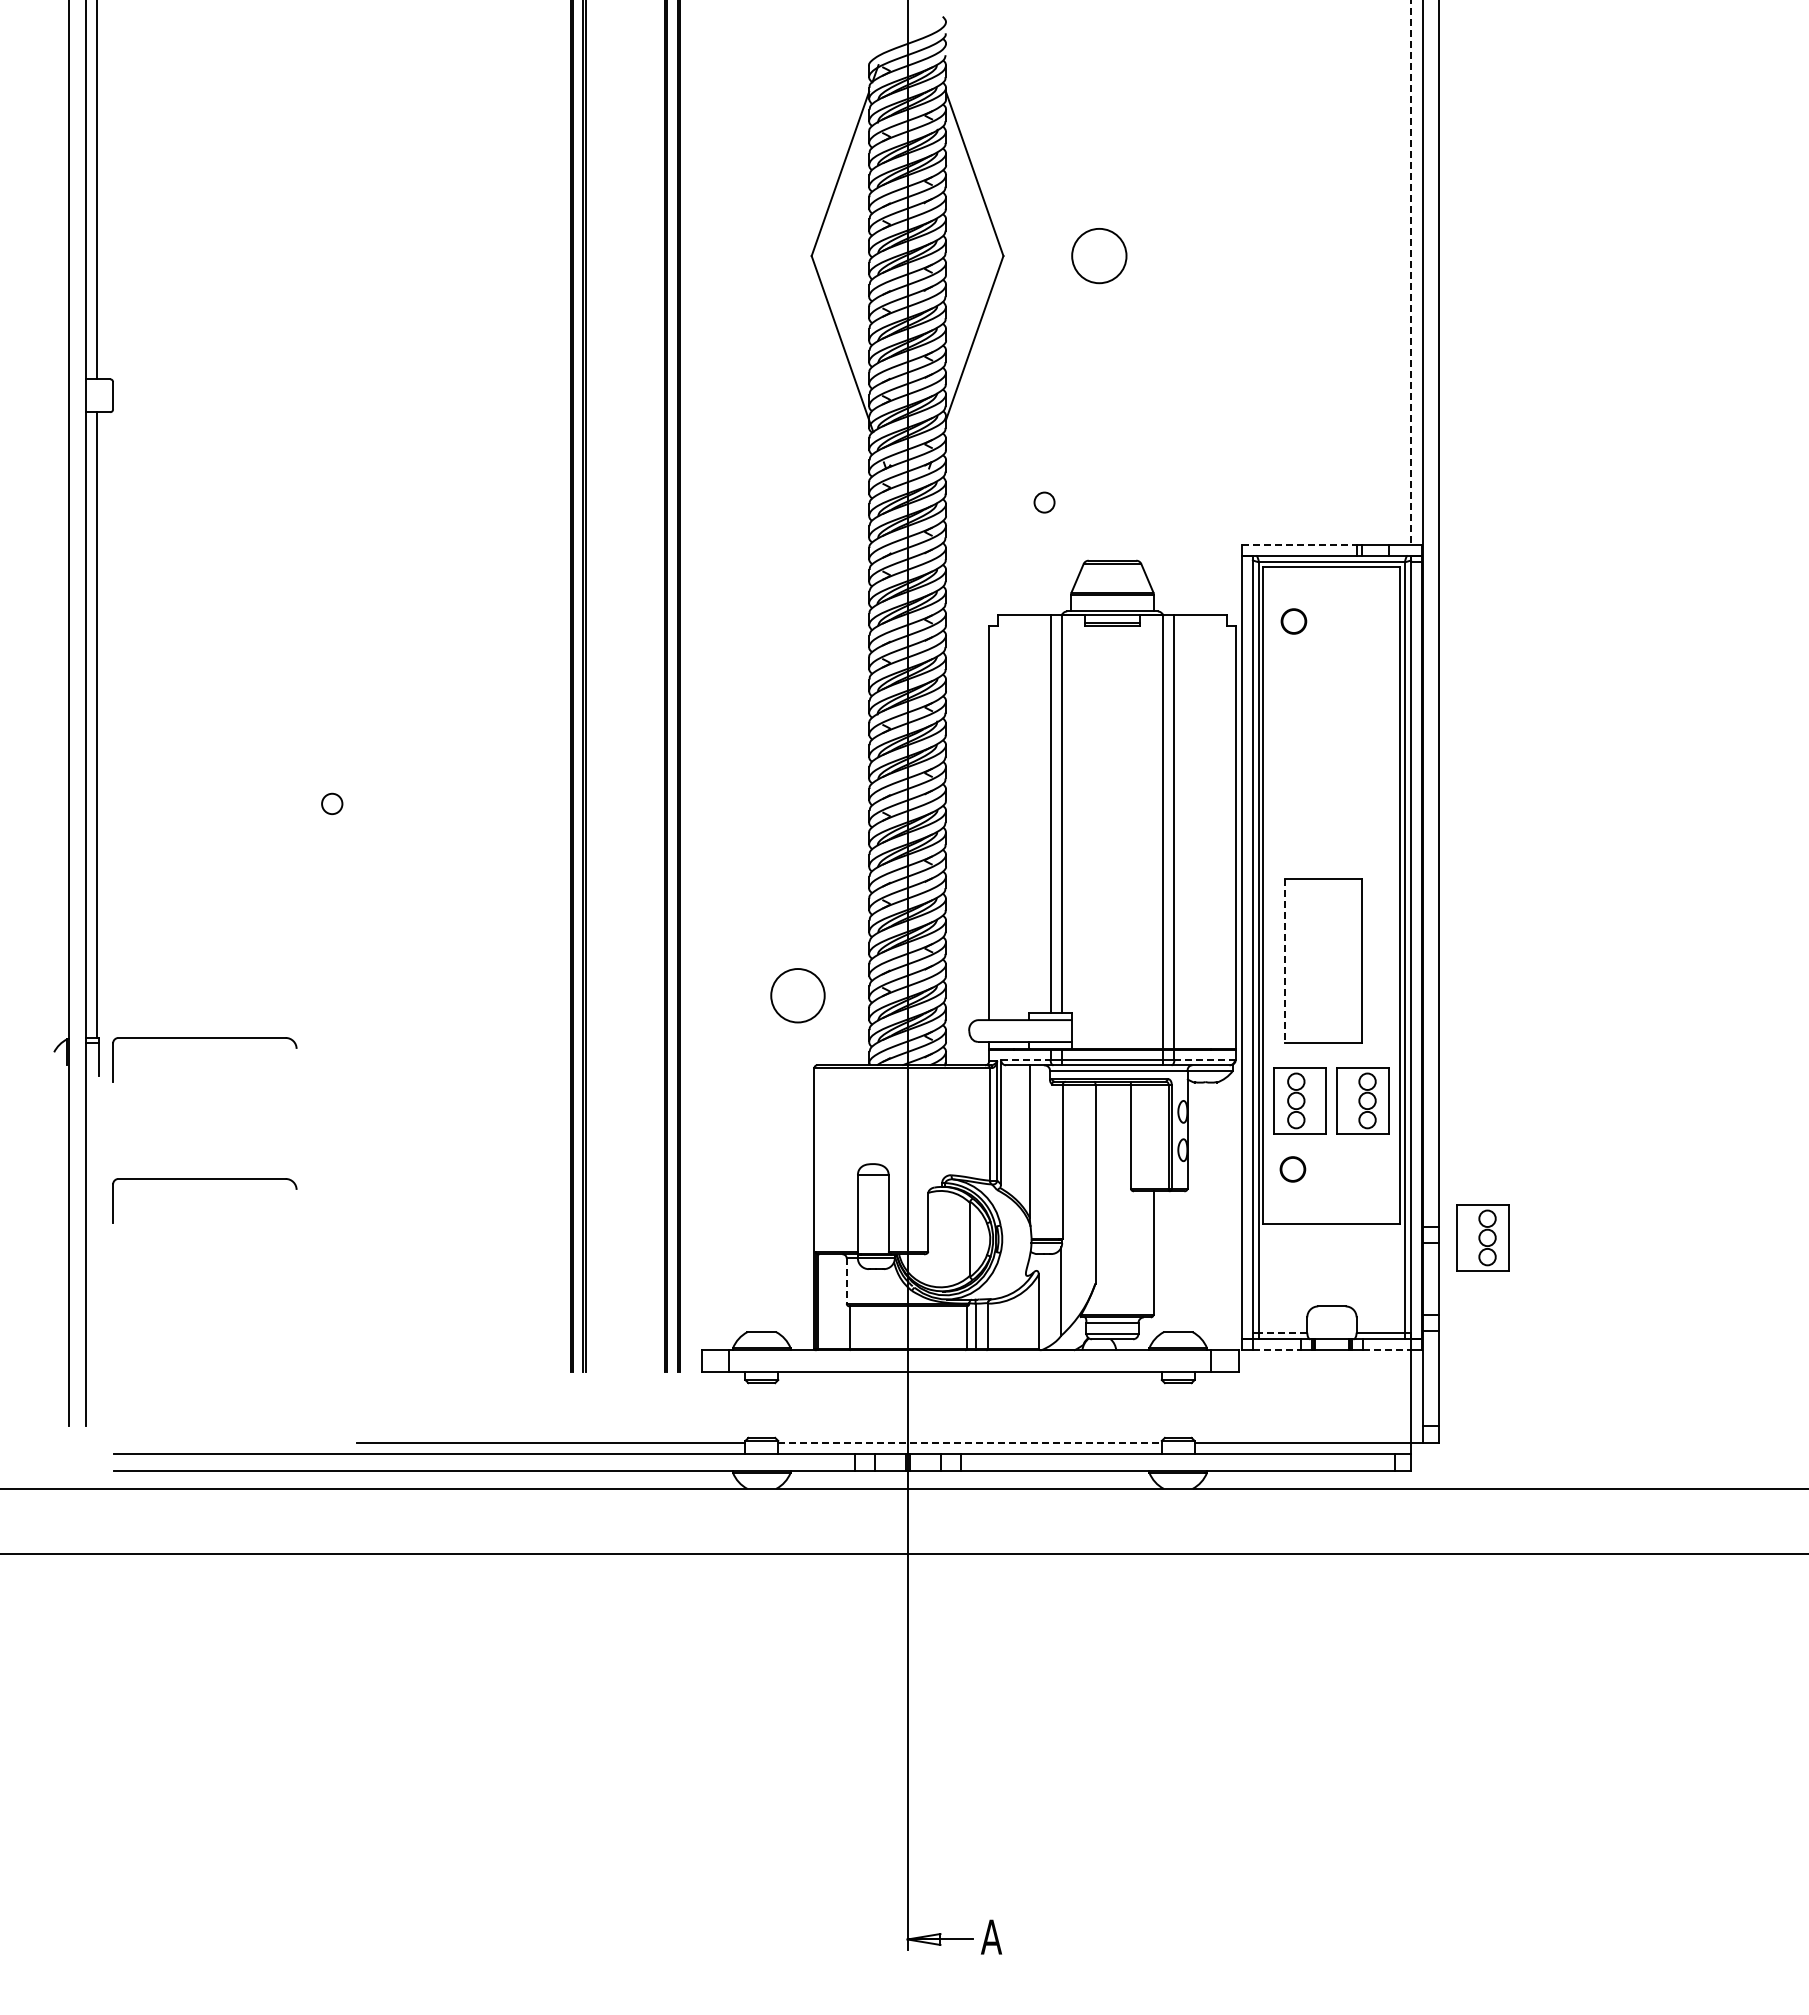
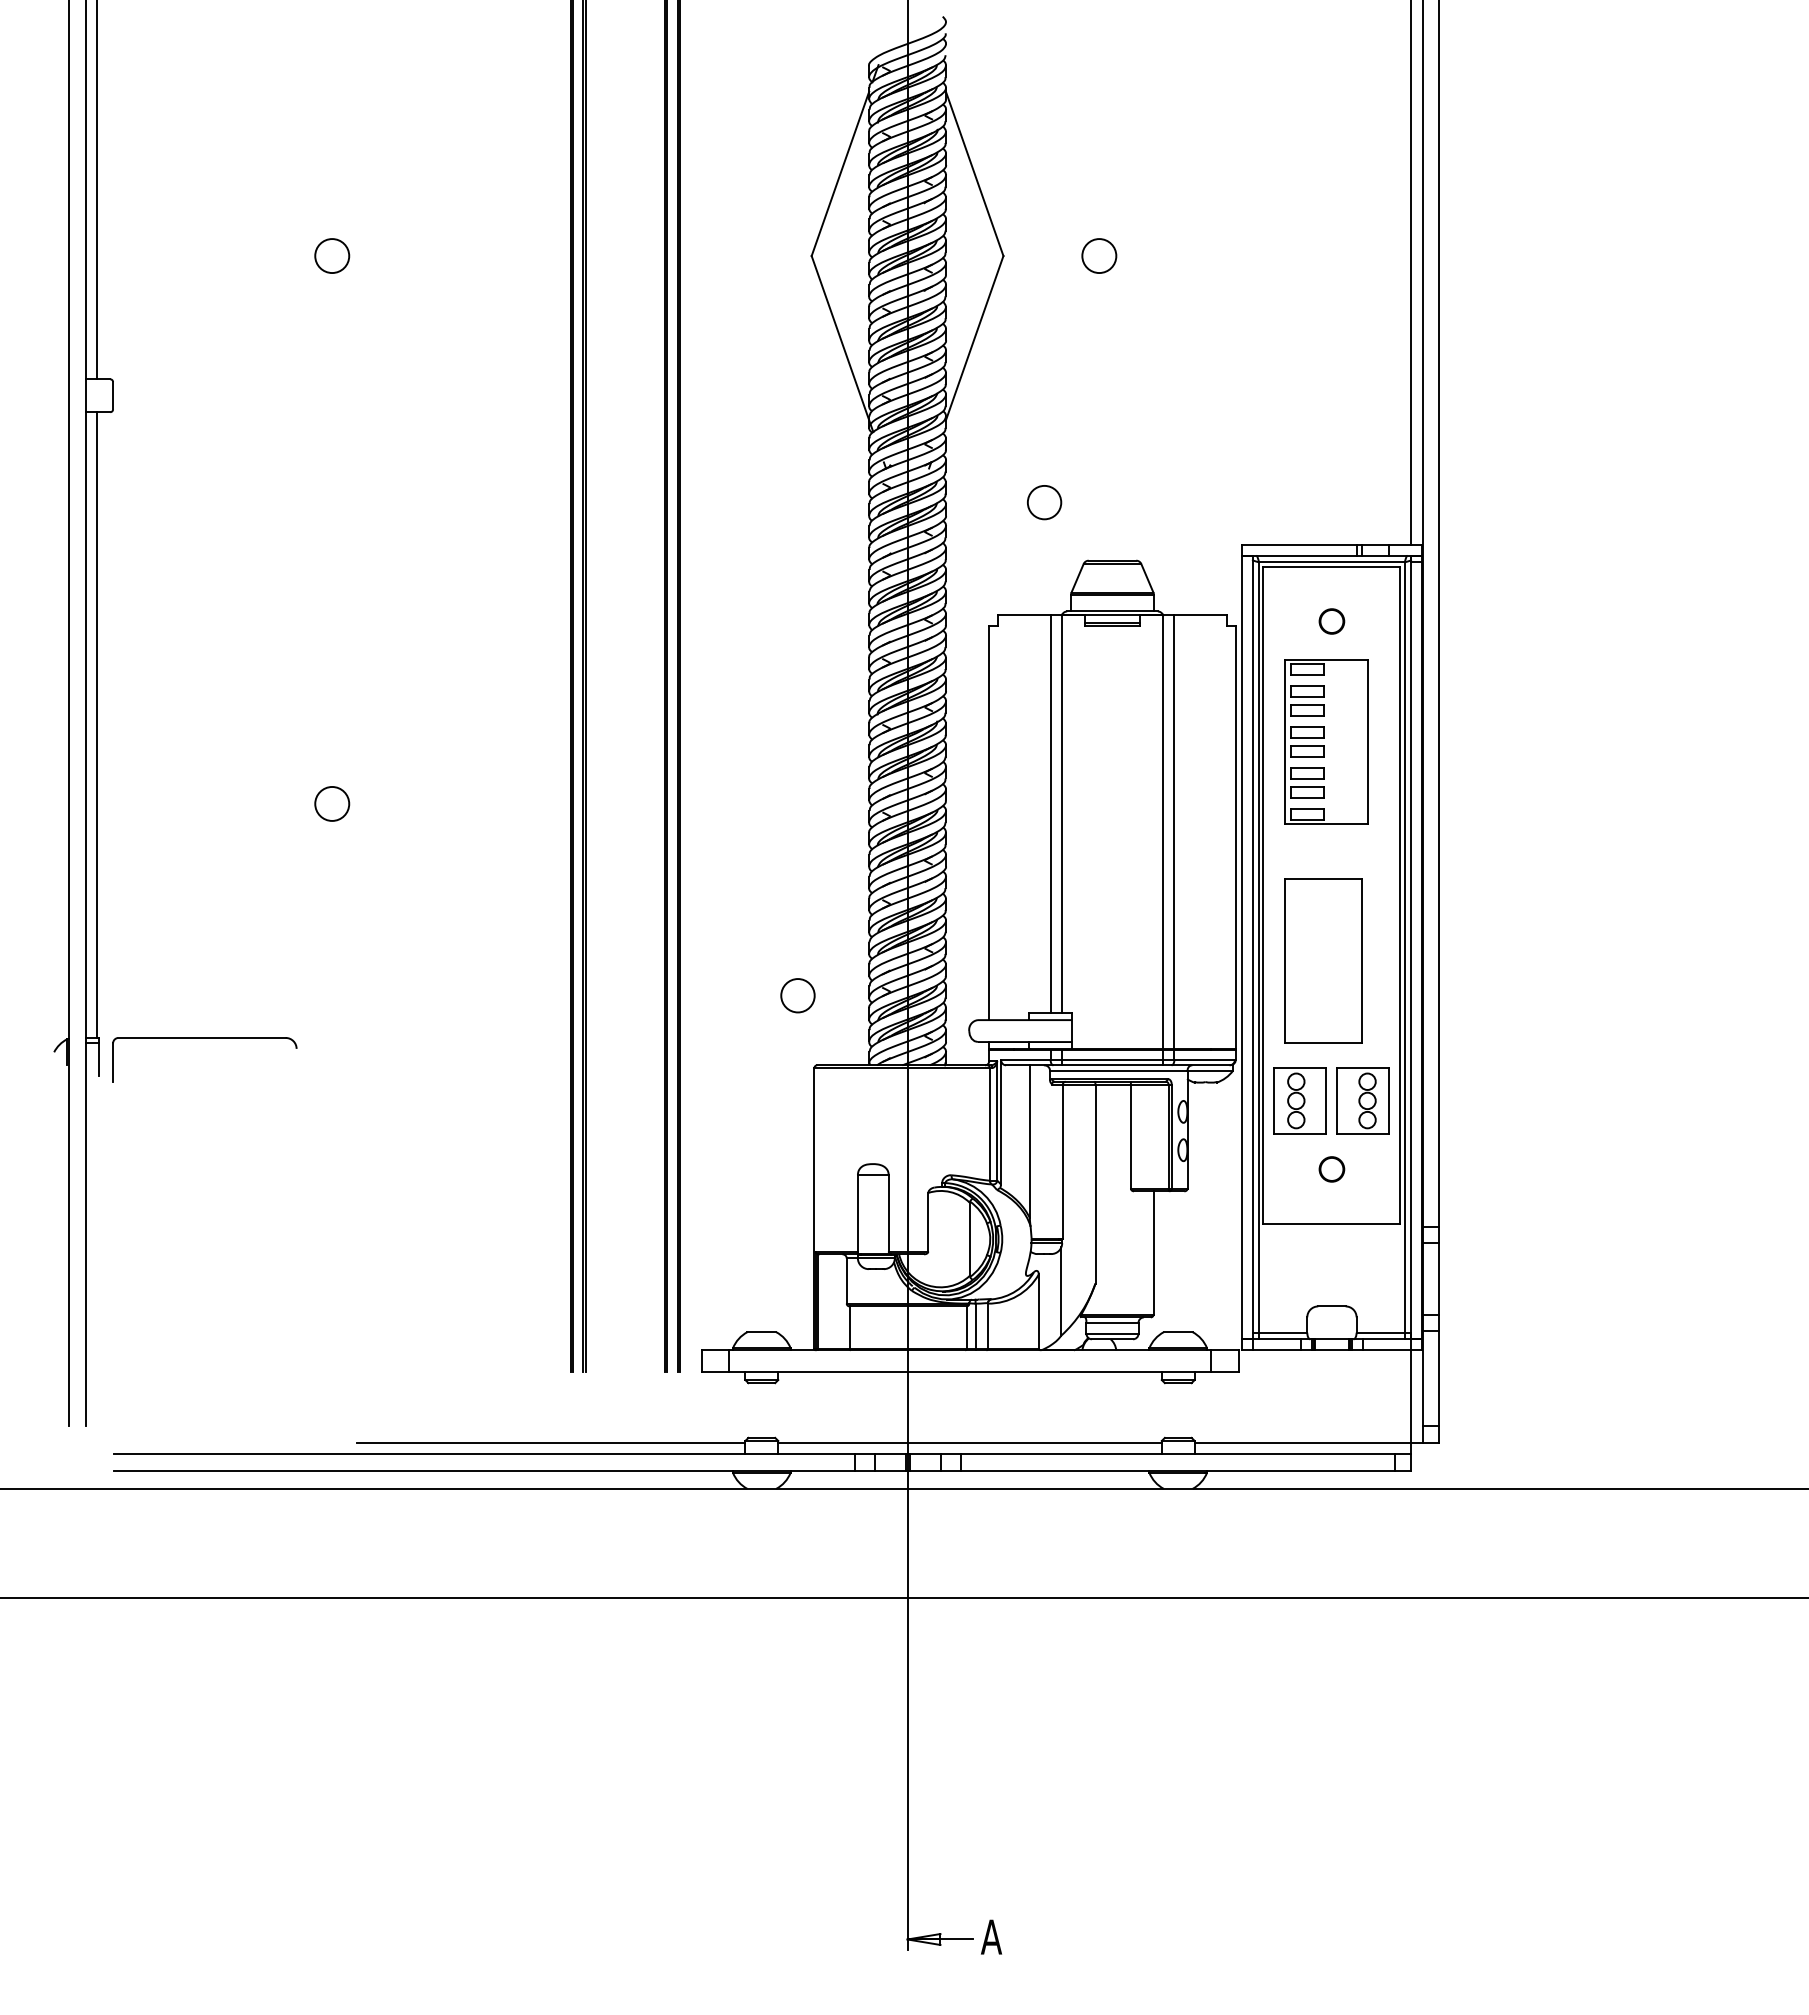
circle: none -> present (332, 255)
circle diameter: 54 px -> 34 px (1099, 256)
line: dashed -> solid (1411, 272)
circle diameter: 20 px -> 33 px (1044, 502)
line: dashed -> solid (1299, 544)
part position: (1293, 621) -> (1331, 621) (1331, 621)
part: none -> present (1326, 741)
circle diameter: 20 px -> 34 px (332, 803)
line: dashed -> solid (1285, 961)
circle diameter: 53 px -> 33 px (797, 995)
line: dashed -> solid (1025, 1059)
line: dashed -> solid (1205, 1059)
part position: (1292, 1169) -> (1331, 1169) (1331, 1169)
part: present -> none (204, 1179)
part: present -> none (1482, 1237)
line: dashed -> solid (846, 1281)
line: dashed -> solid (1282, 1332)
line: dashed -> solid (1277, 1350)
line: dashed -> solid (1387, 1350)
line: dashed -> solid (970, 1442)
line position: (903, 1554) -> (903, 1598) (903, 1598)
